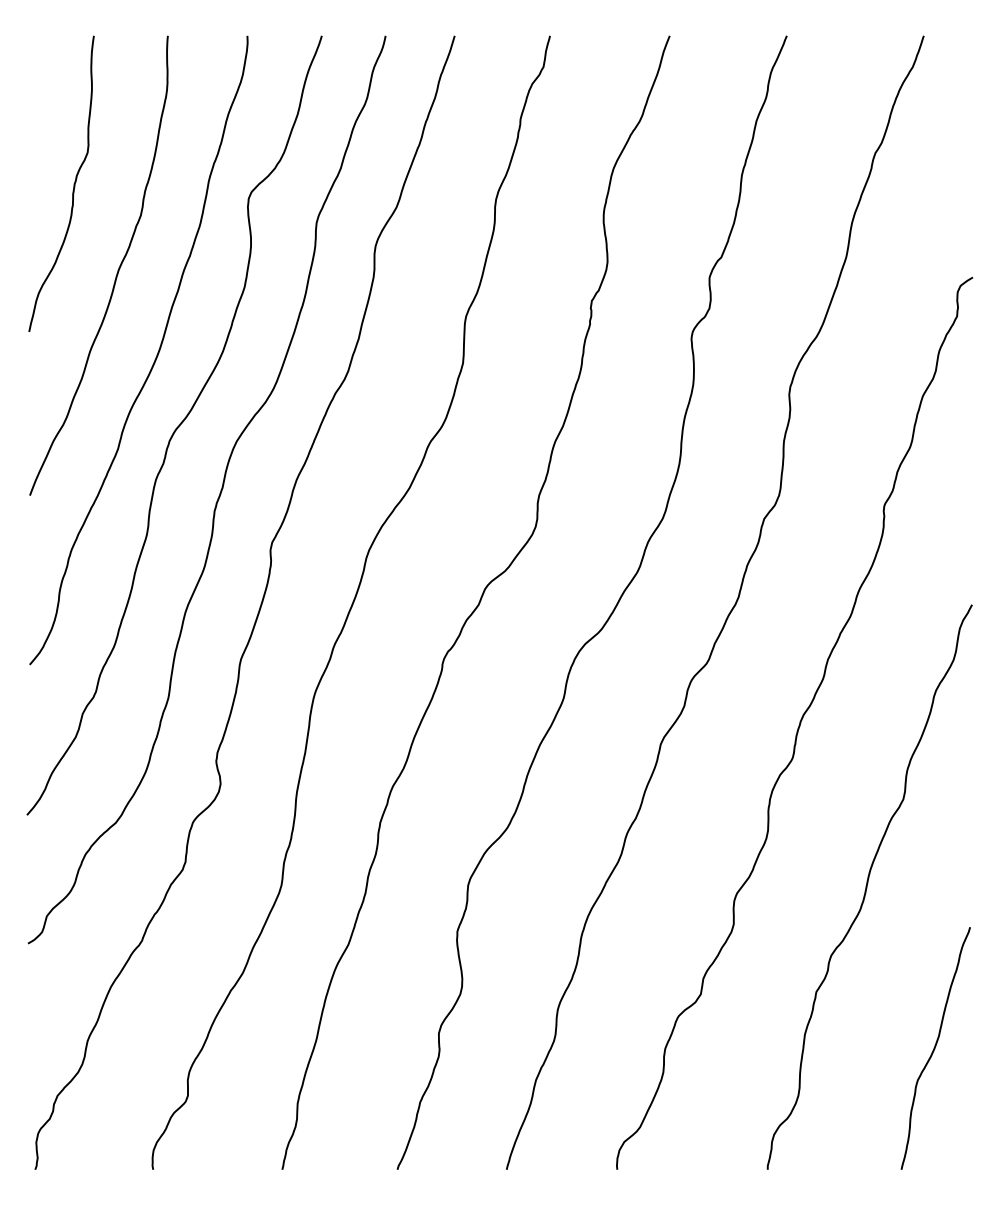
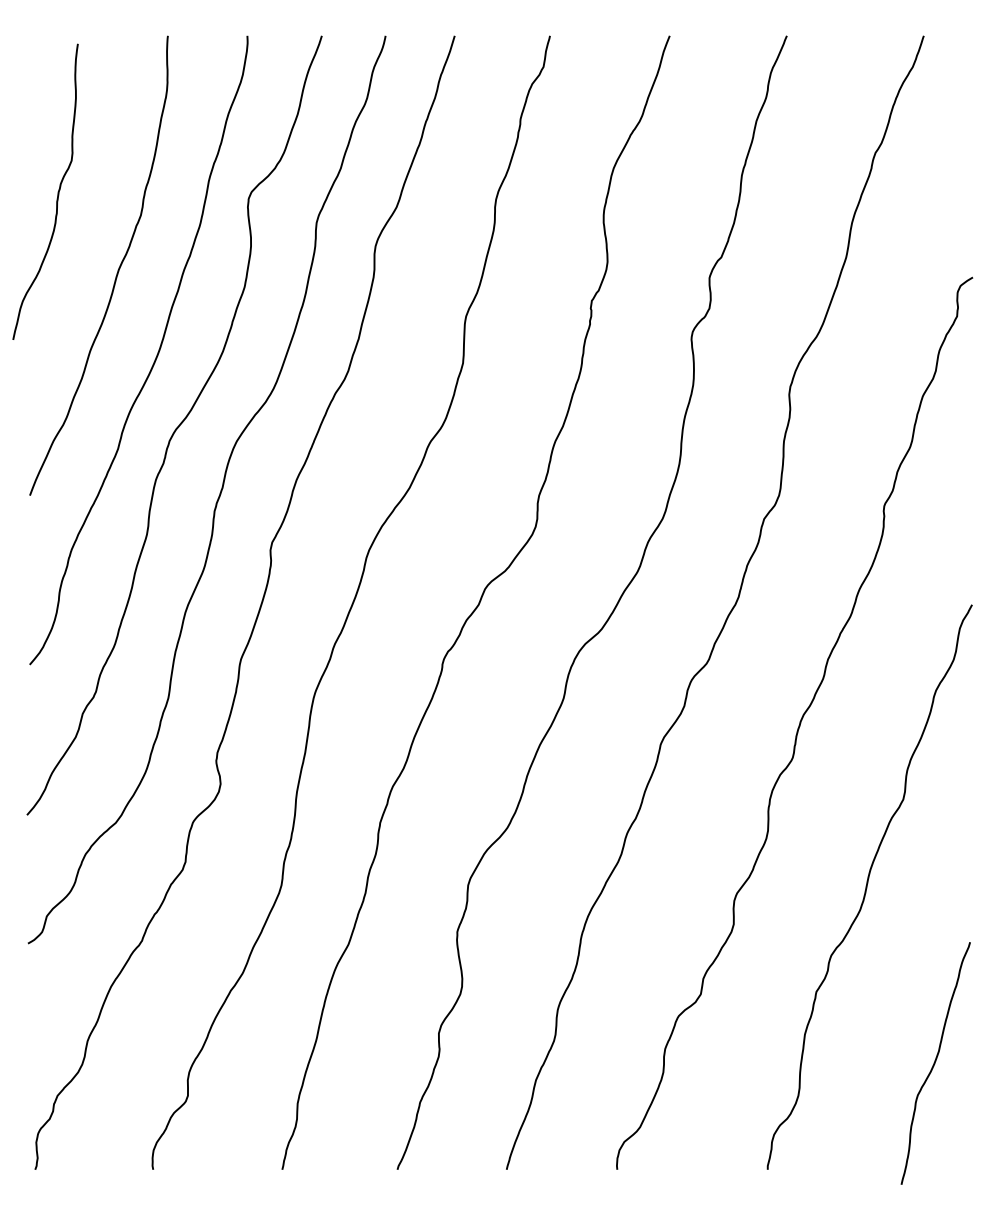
curve position: (73, 183) -> (57, 191) (57, 191)
curve position: (935, 1048) -> (935, 1063) (935, 1063)
